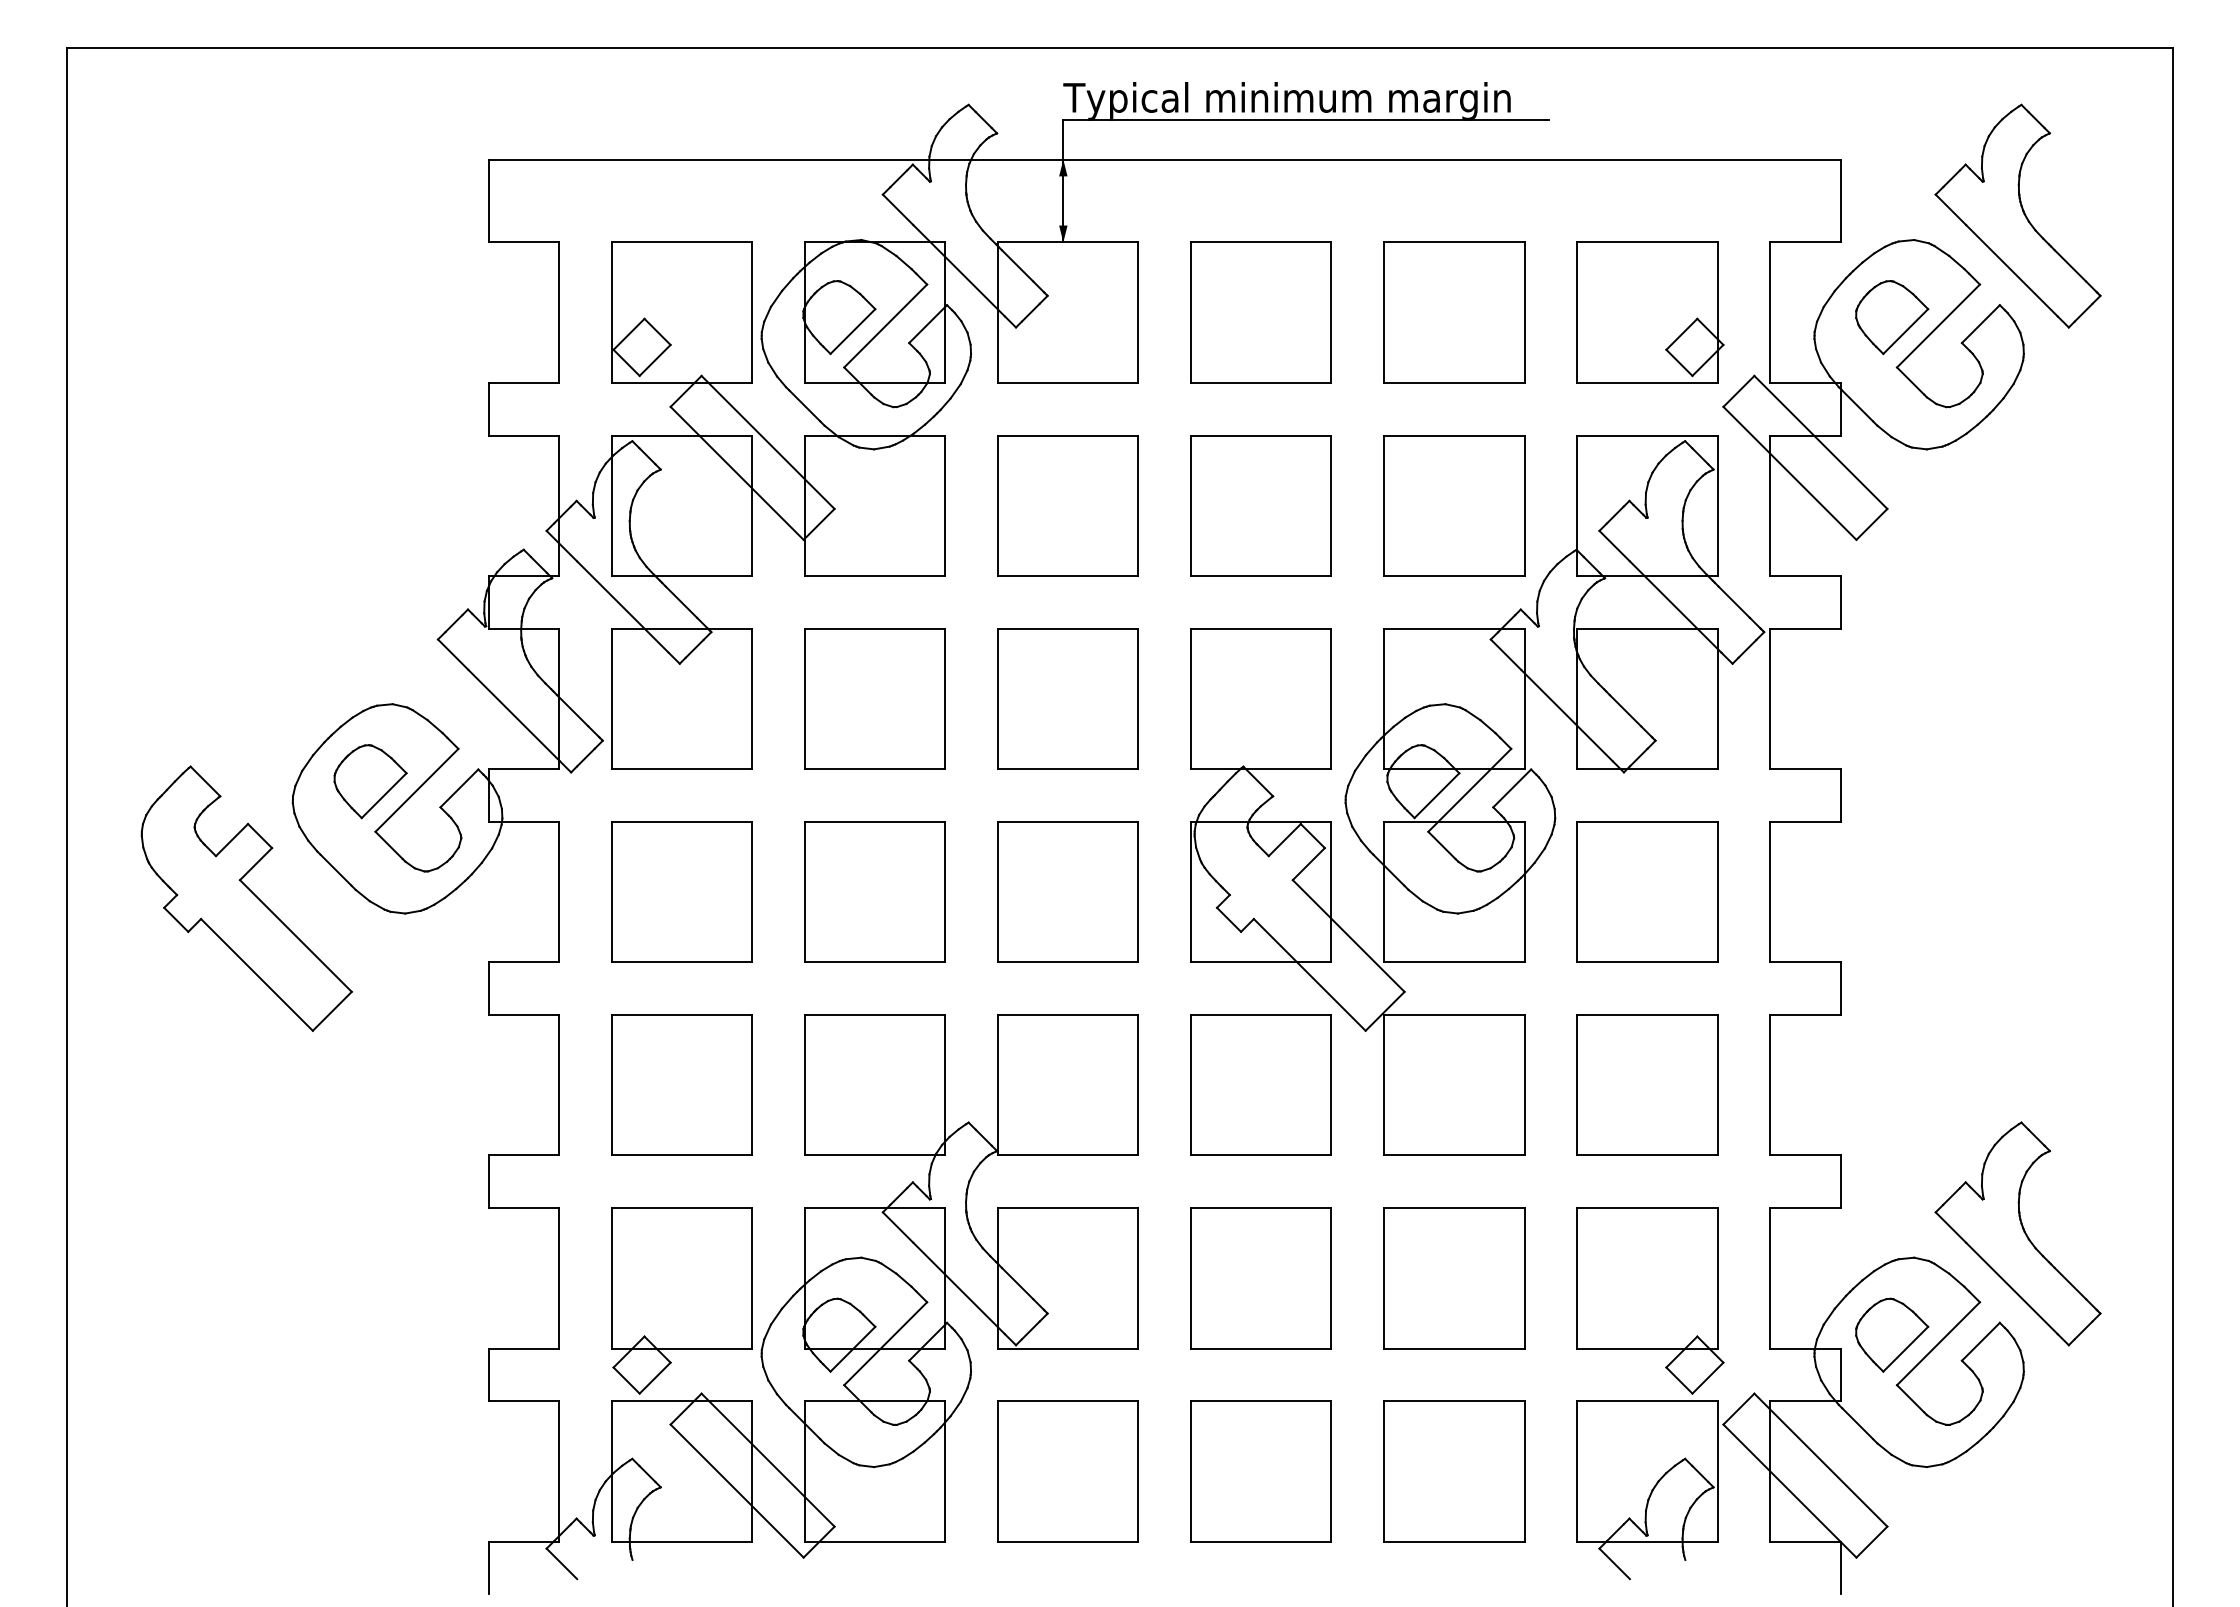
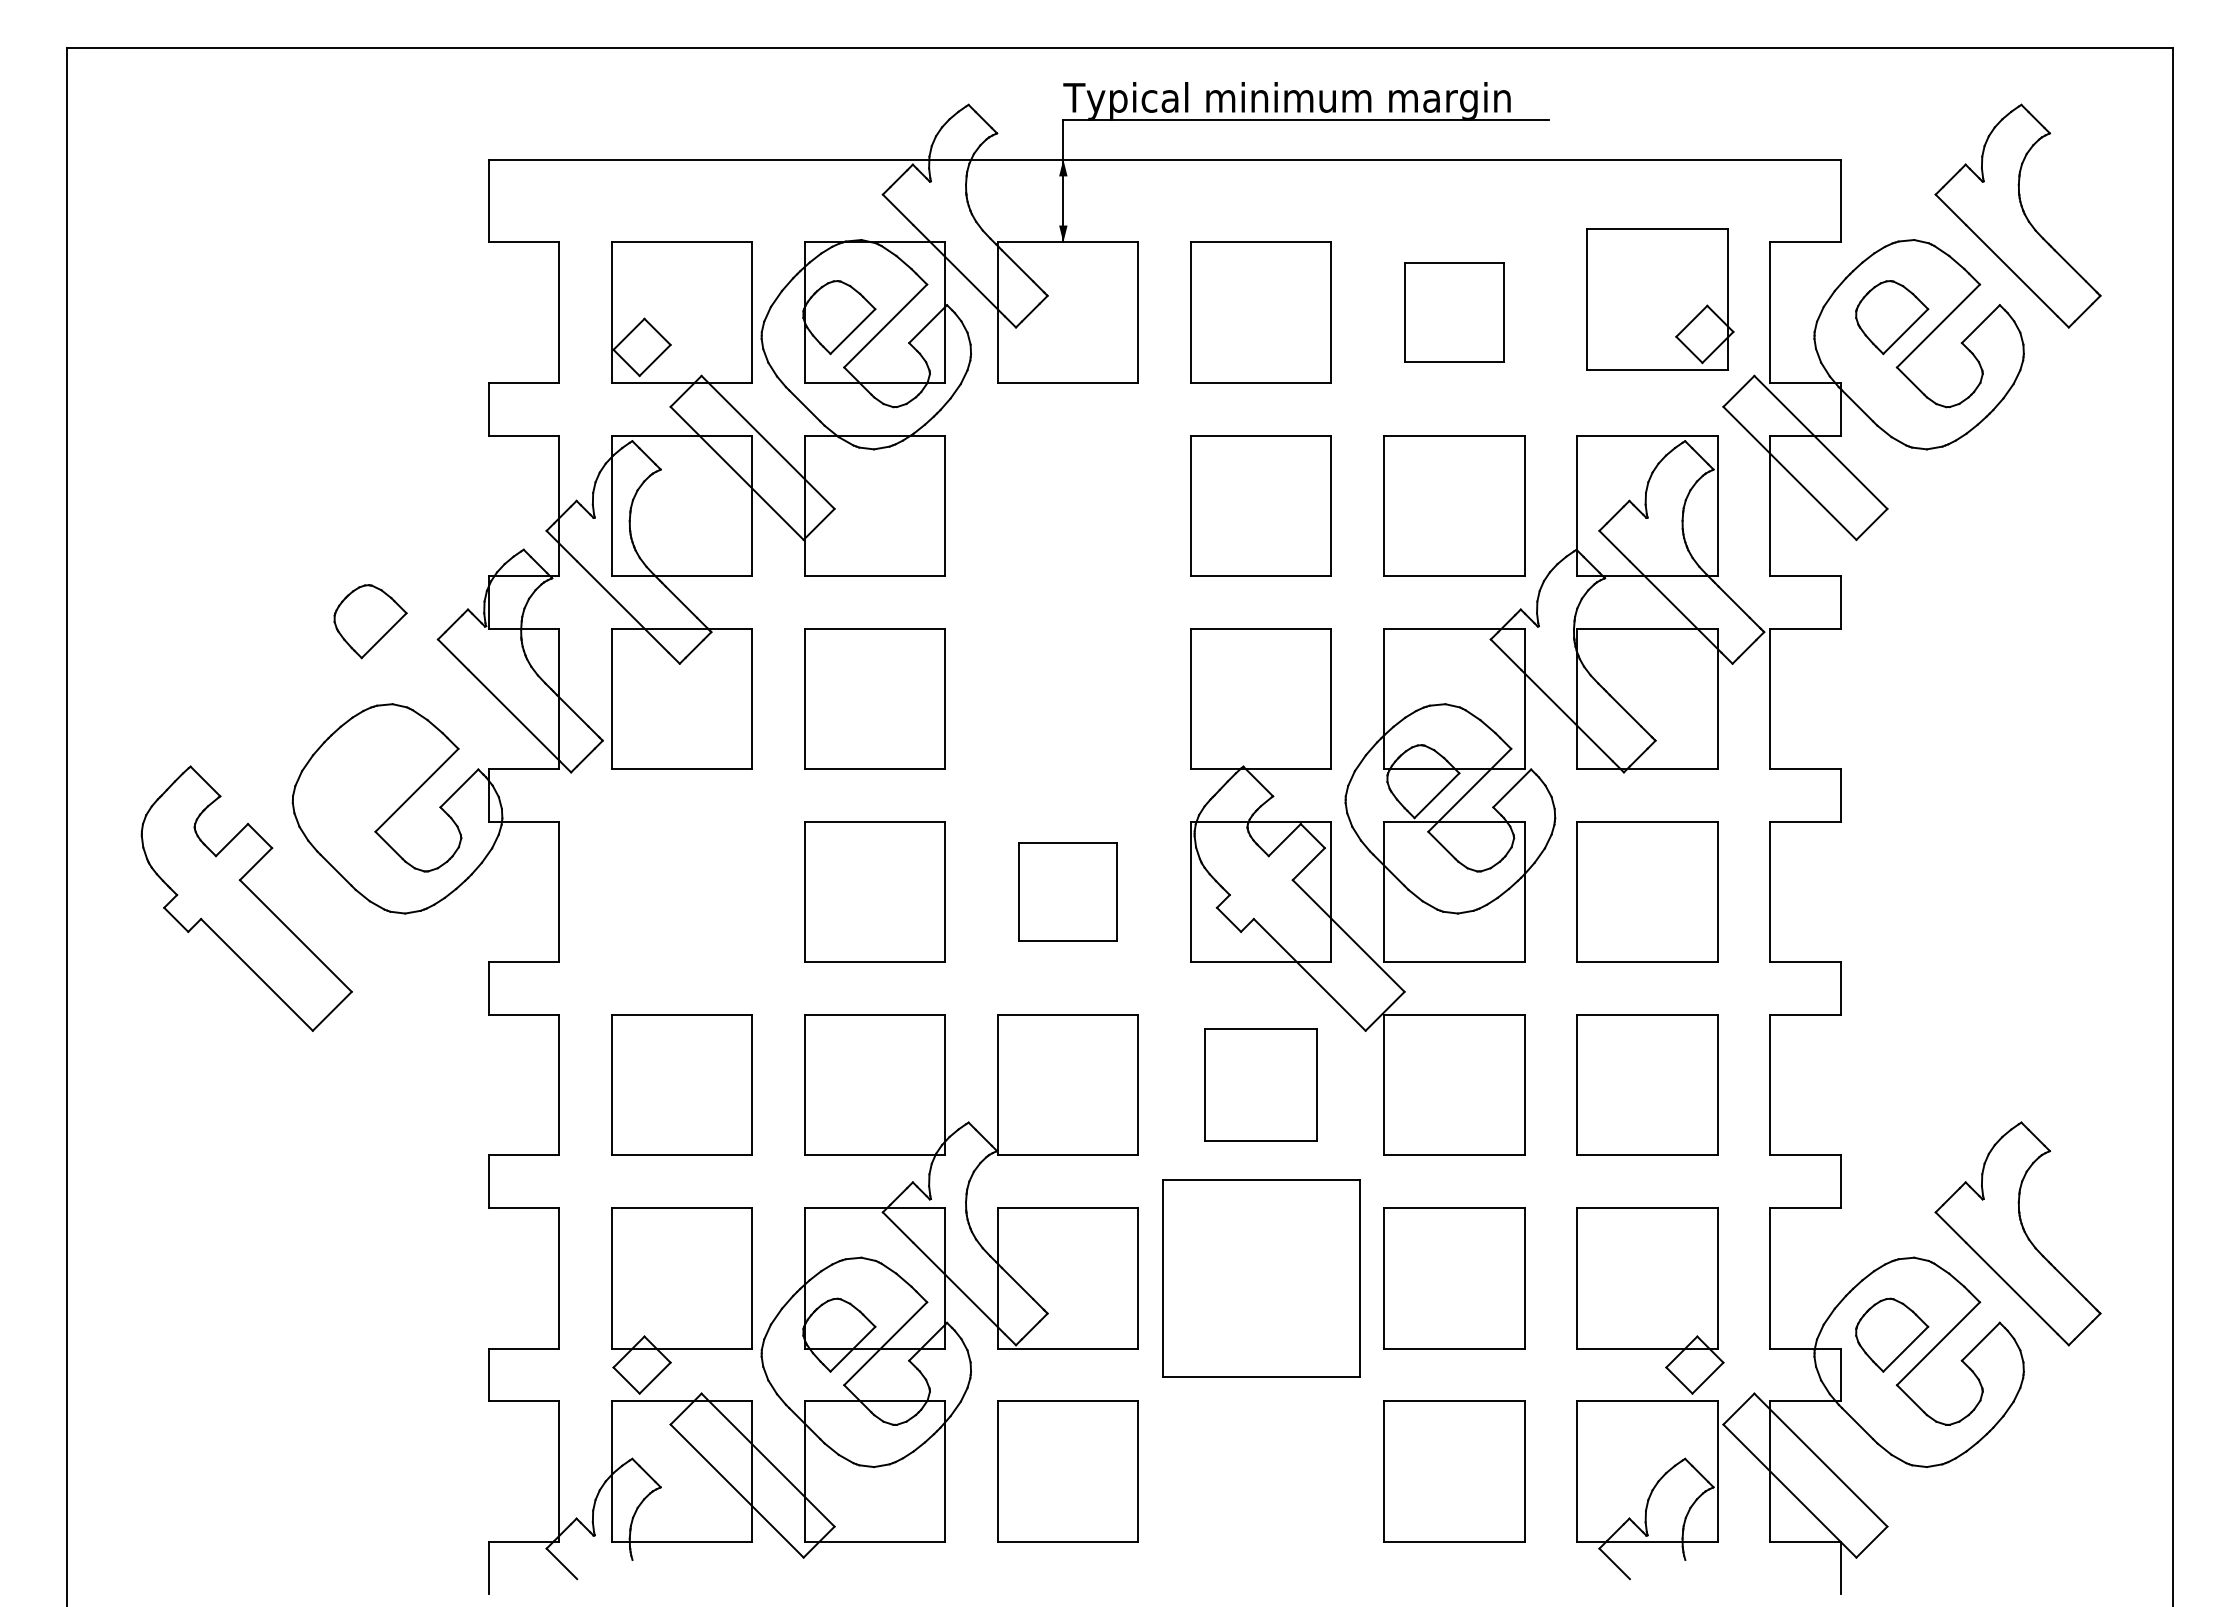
part size: 143x143 px -> 101x101 px (1454, 312)
part position: (1650, 312) -> (1660, 299) (1660, 299)
part: present -> none (1067, 505)
part: present -> none (1067, 698)
part position: (370, 781) -> (370, 621) (370, 621)
part: present -> none (681, 891)
part size: 142x142 px -> 100x100 px (1067, 891)
part size: 142x142 px -> 114x114 px (1260, 1084)
part size: 142x143 px -> 199x199 px (1261, 1278)
part: present -> none (1260, 1471)
